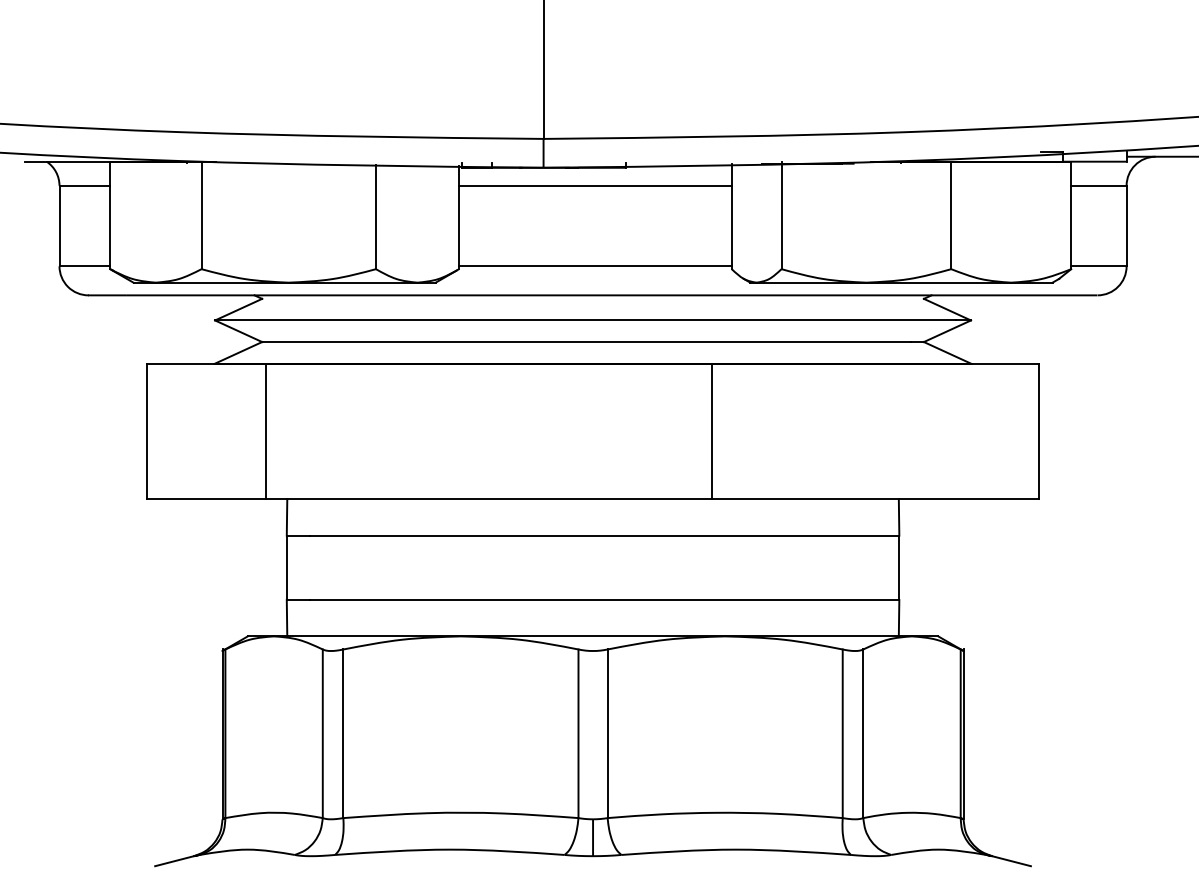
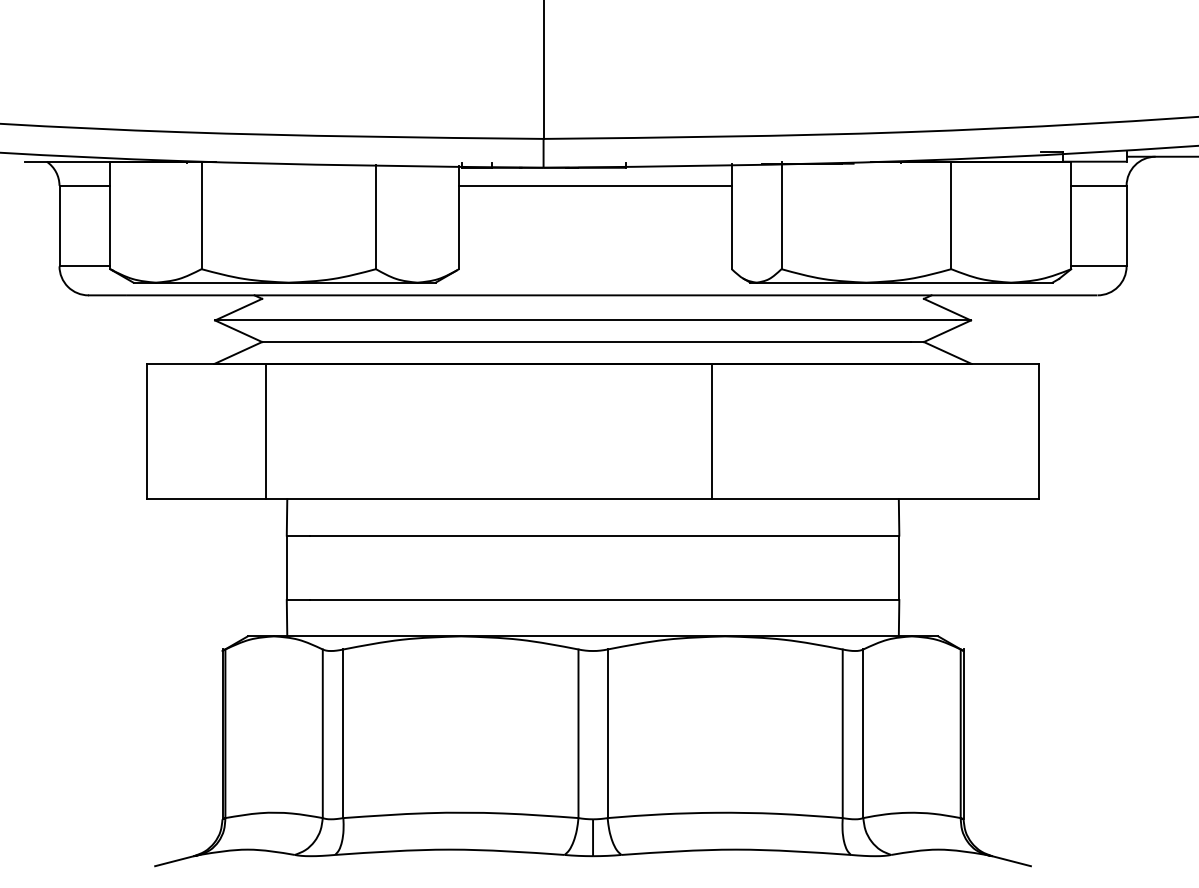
line: present -> none (595, 266)
